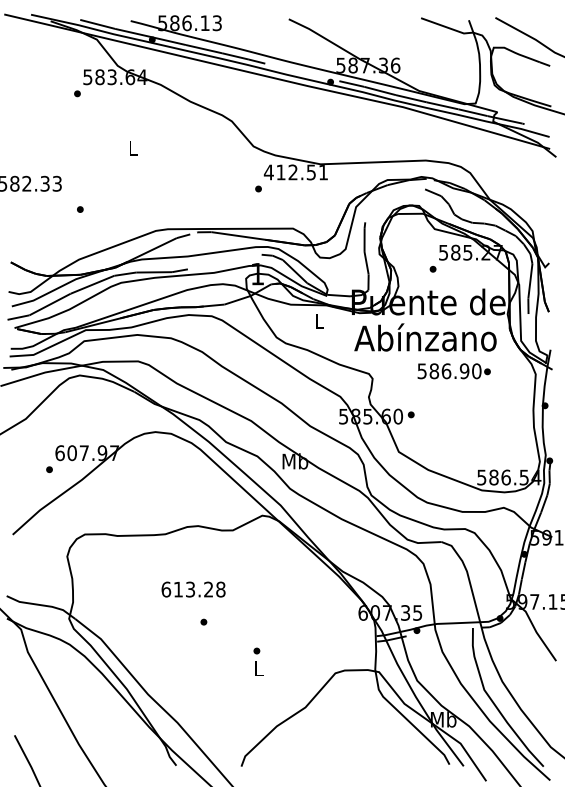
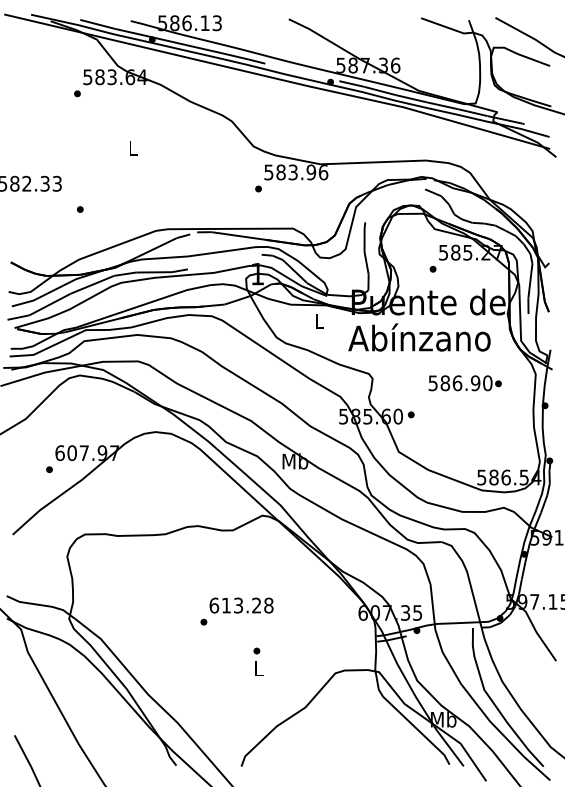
text: 412.51 -> 583.96 (295, 172)
text position: (425, 337) -> (419, 337) (419, 337)
text position: (453, 371) -> (464, 383) (464, 383)
text position: (193, 589) -> (241, 605) (241, 605)
